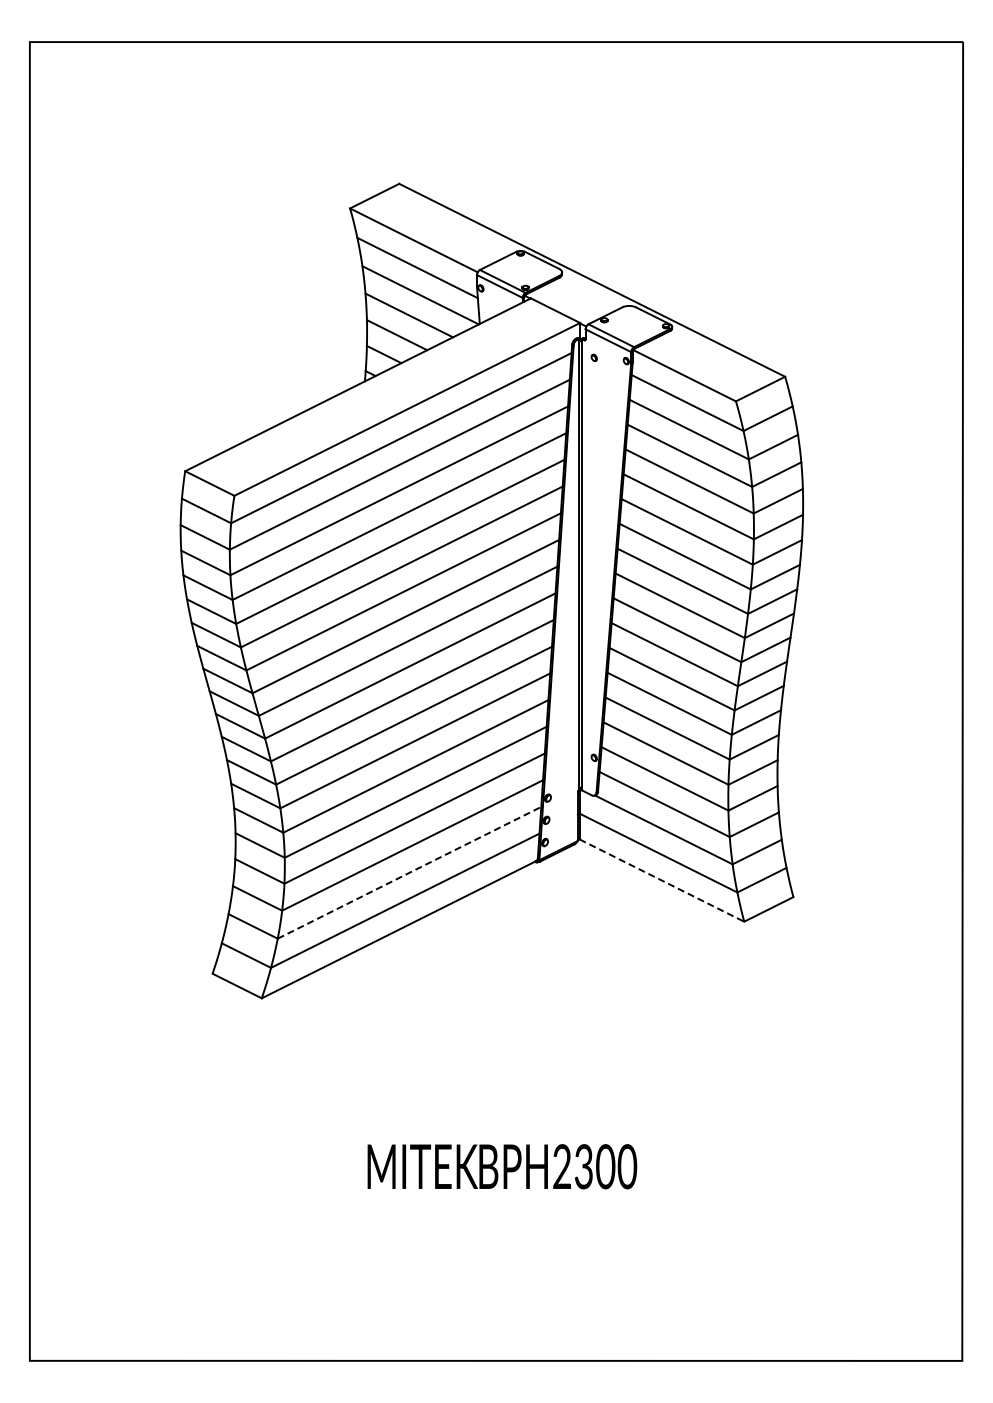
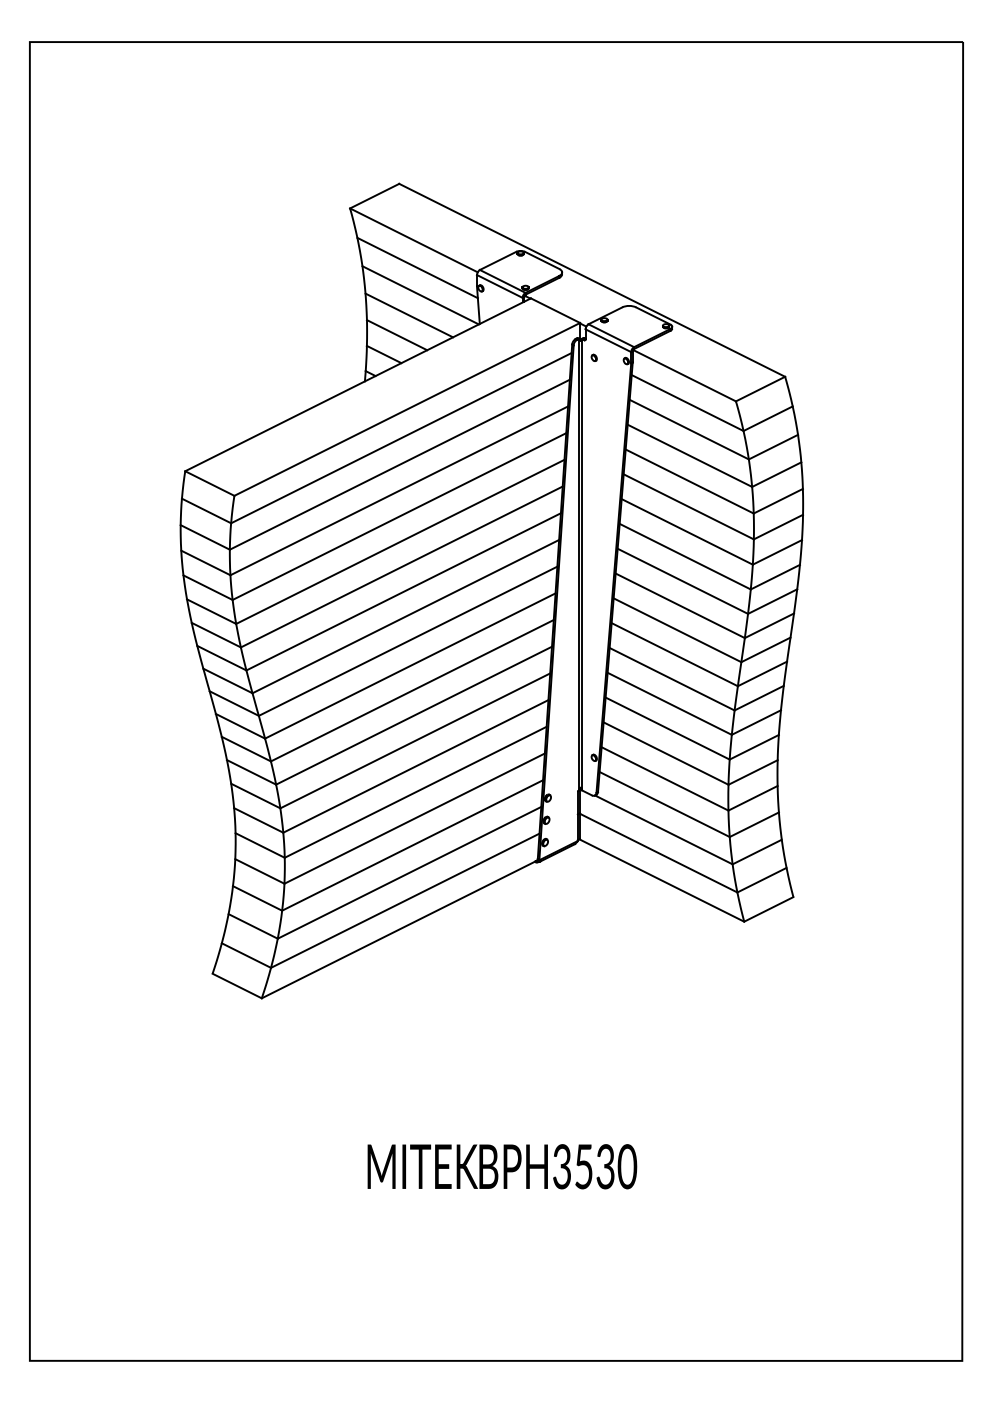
line: dashed -> solid (410, 872)
line: dashed -> solid (662, 880)
text: BPH2300 -> BPH3530 (584, 1166)
